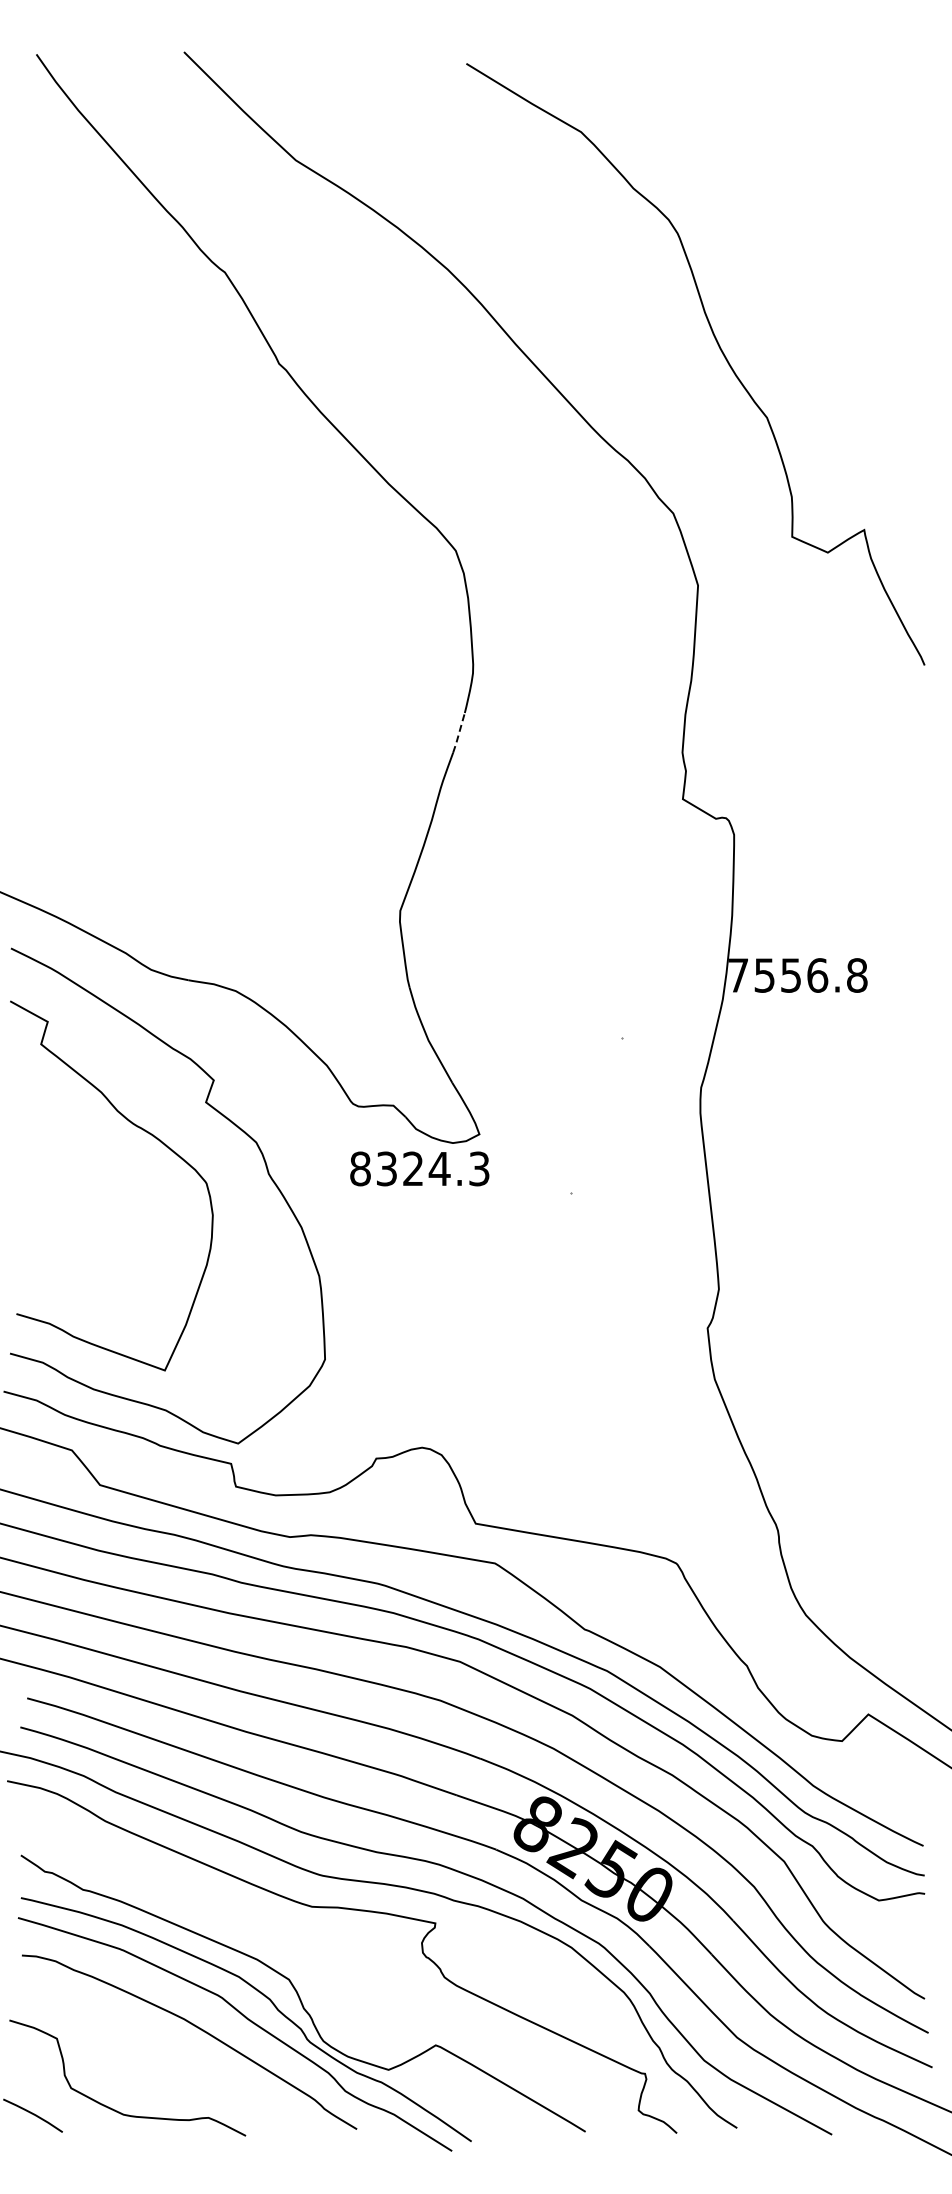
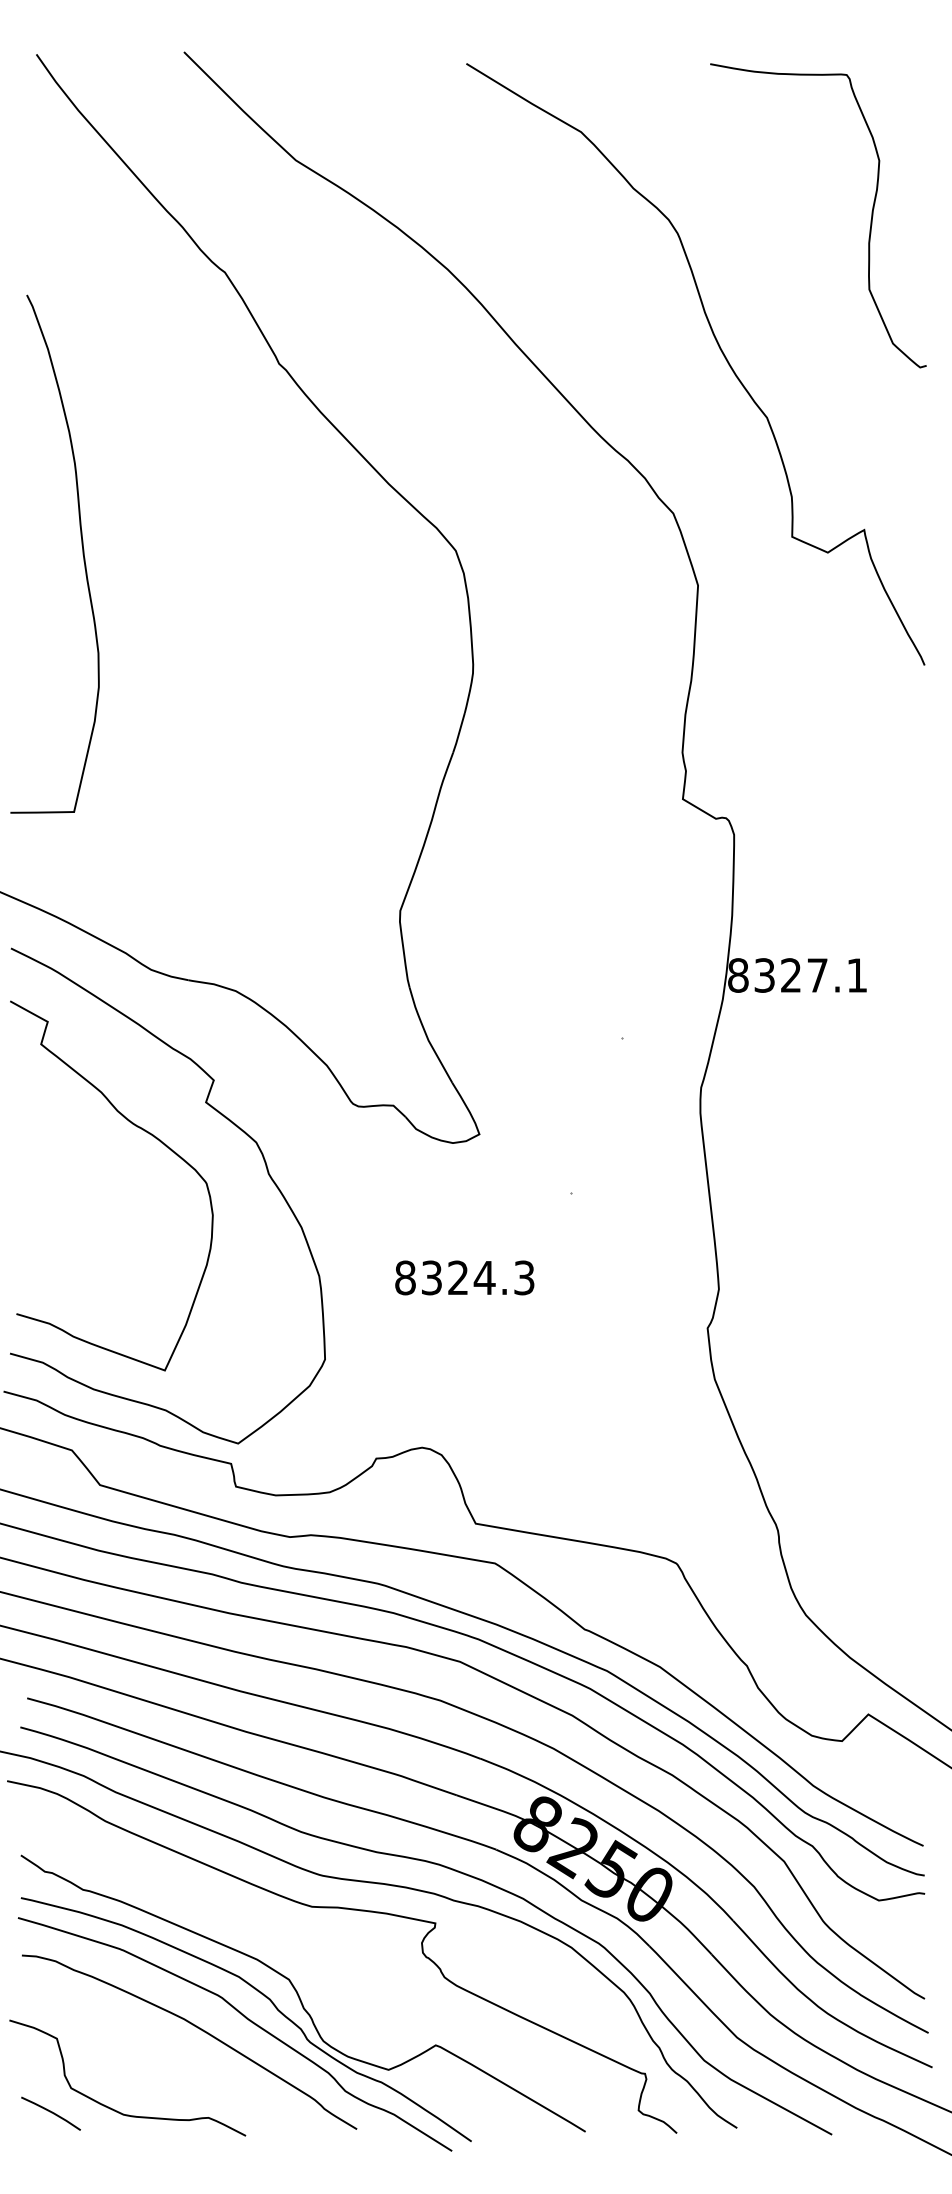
curve: none -> present (870, 220)
curve: none -> present (82, 553)
line: dashed -> solid (459, 732)
text: 7556.8 -> 8327.1 (797, 975)
text position: (419, 1168) -> (464, 1277) (464, 1277)
curve position: (32, 2114) -> (50, 2112) (50, 2112)
